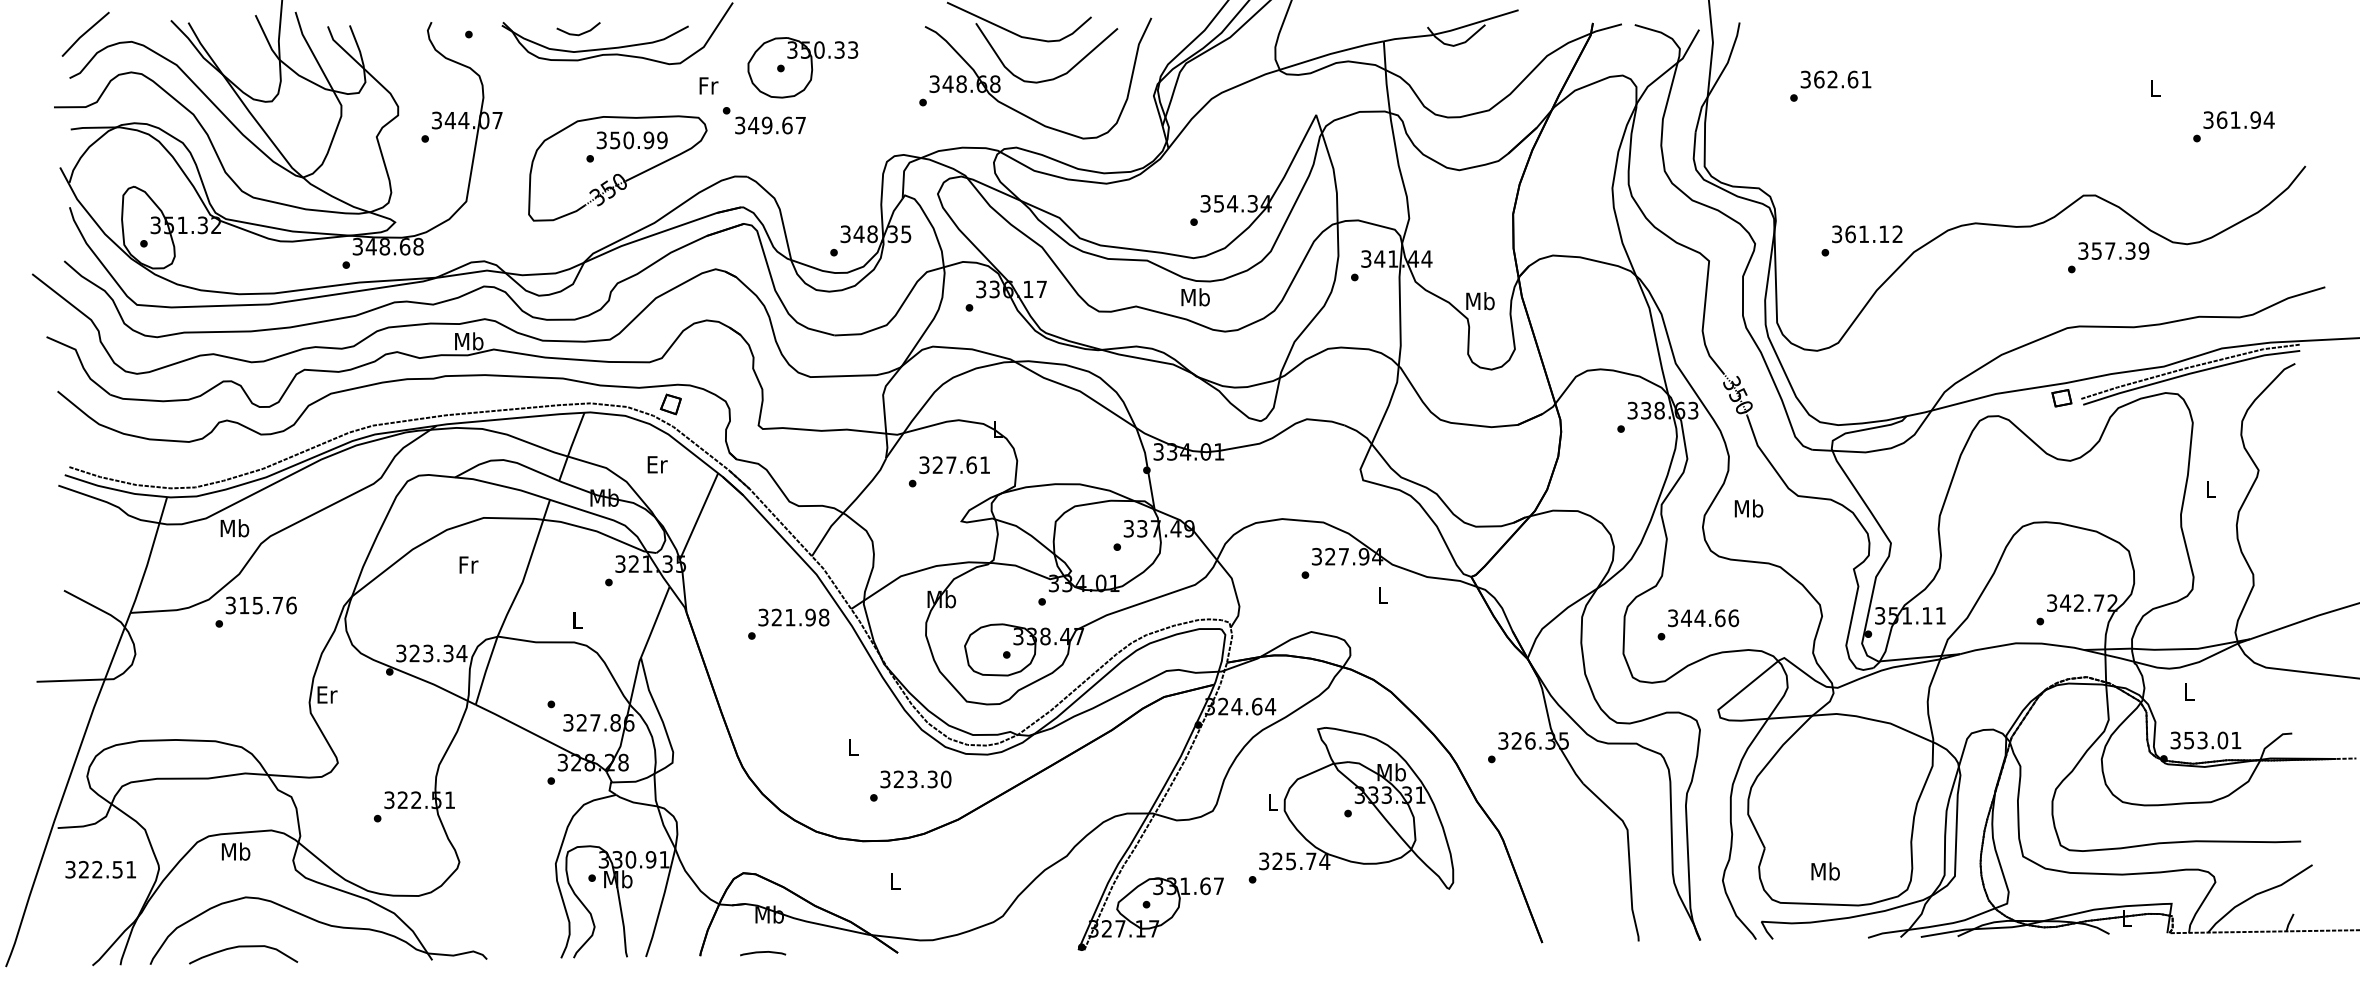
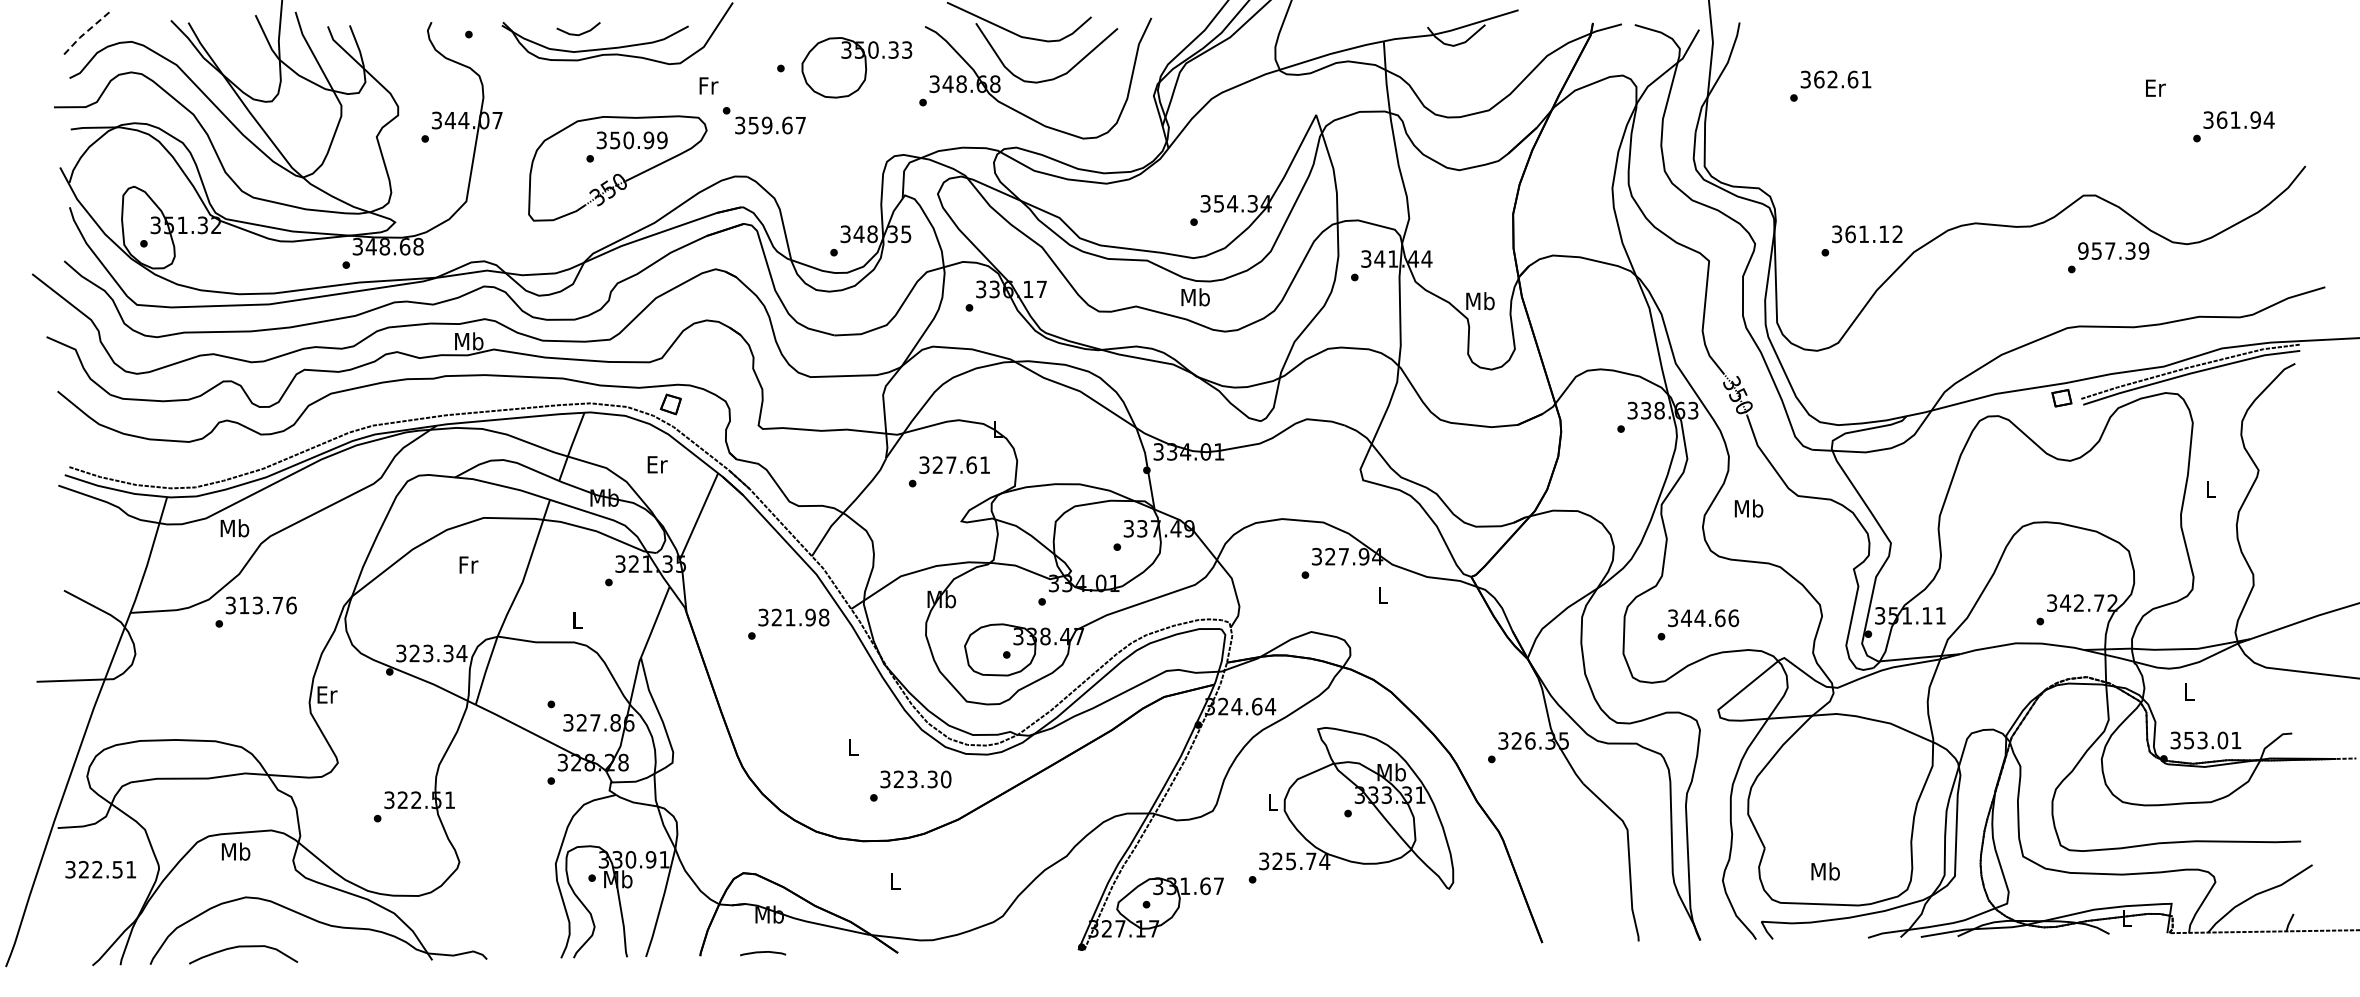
line: solid -> dashed (84, 34)
part position: (802, 67) -> (856, 67) (856, 67)
text: L -> Er (2155, 87)
text: 349.67 -> 359.67 (753, 125)
text: 357.39 -> 957.39 (2083, 250)
text: 315.76 -> 313.76 (257, 604)
